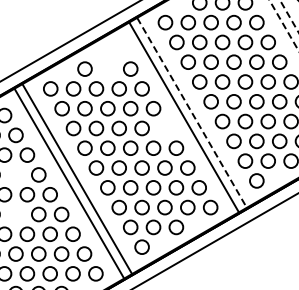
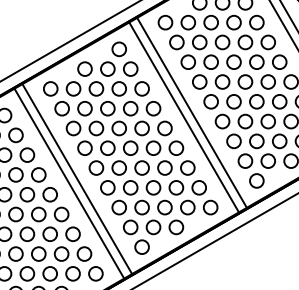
line: dashed -> solid (289, 16)
line: dashed -> solid (284, 26)
part: none -> present (113, 58)
line: dashed -> solid (192, 112)
circle: none -> present (164, 128)
circle: none -> present (15, 174)
circle: none -> present (15, 214)
